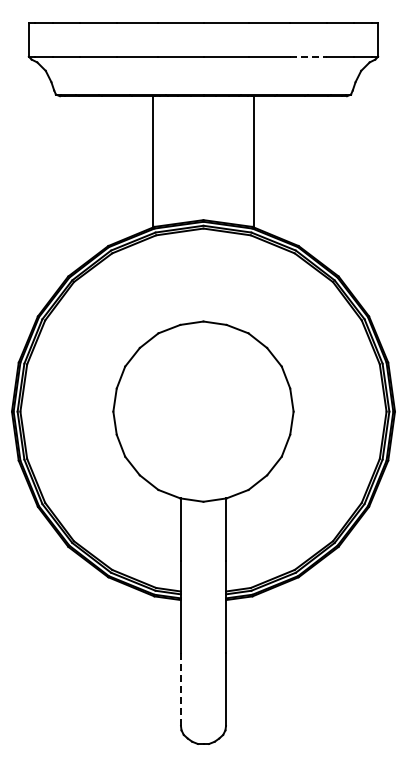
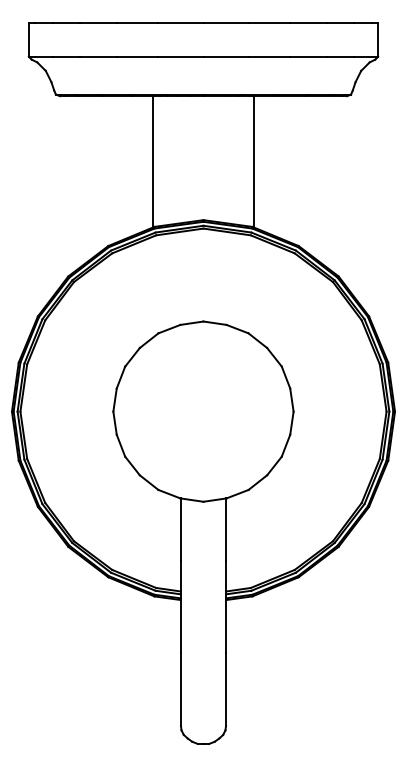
line: dashed -> solid (309, 56)
line: dashed -> solid (180, 689)
